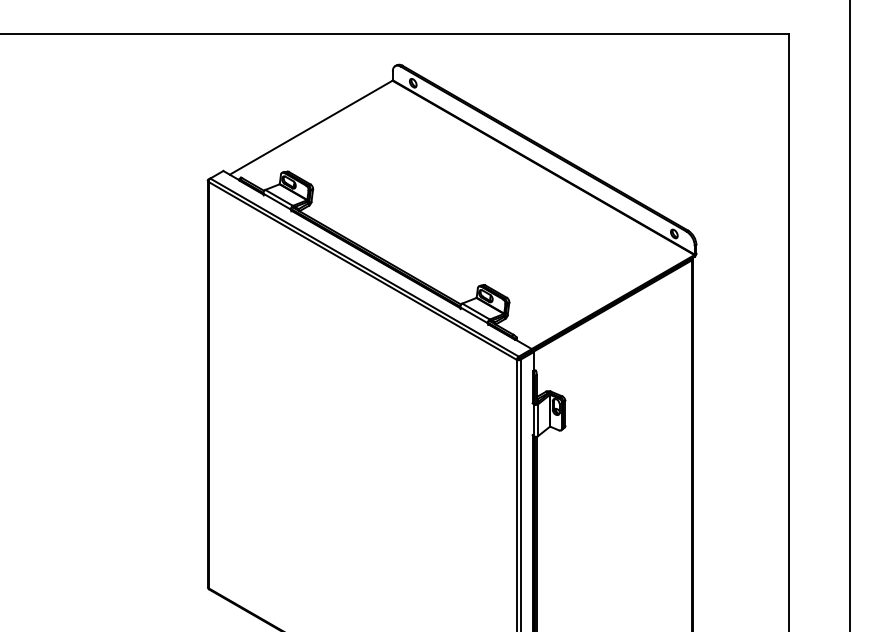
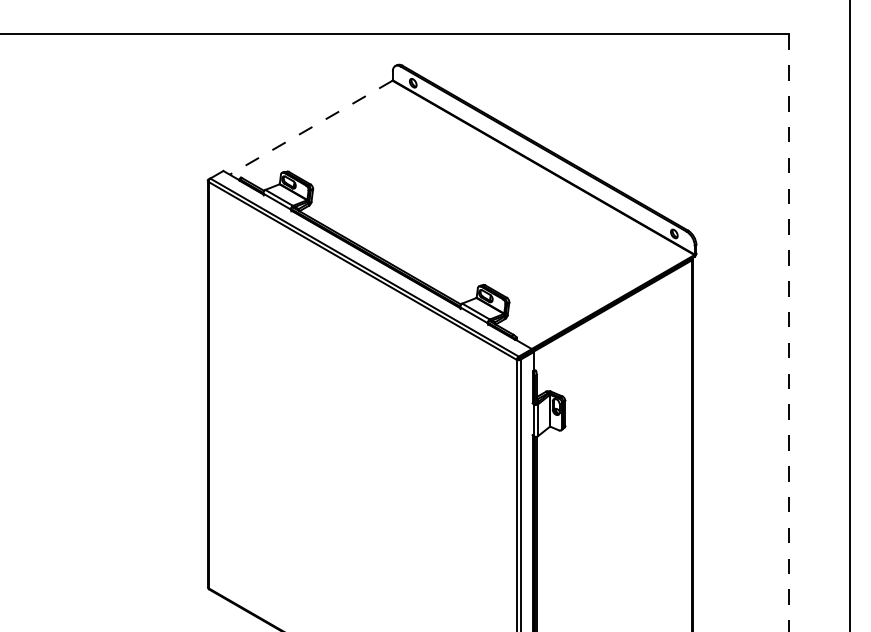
line: solid -> dashed (311, 127)
line: solid -> dashed (789, 333)
